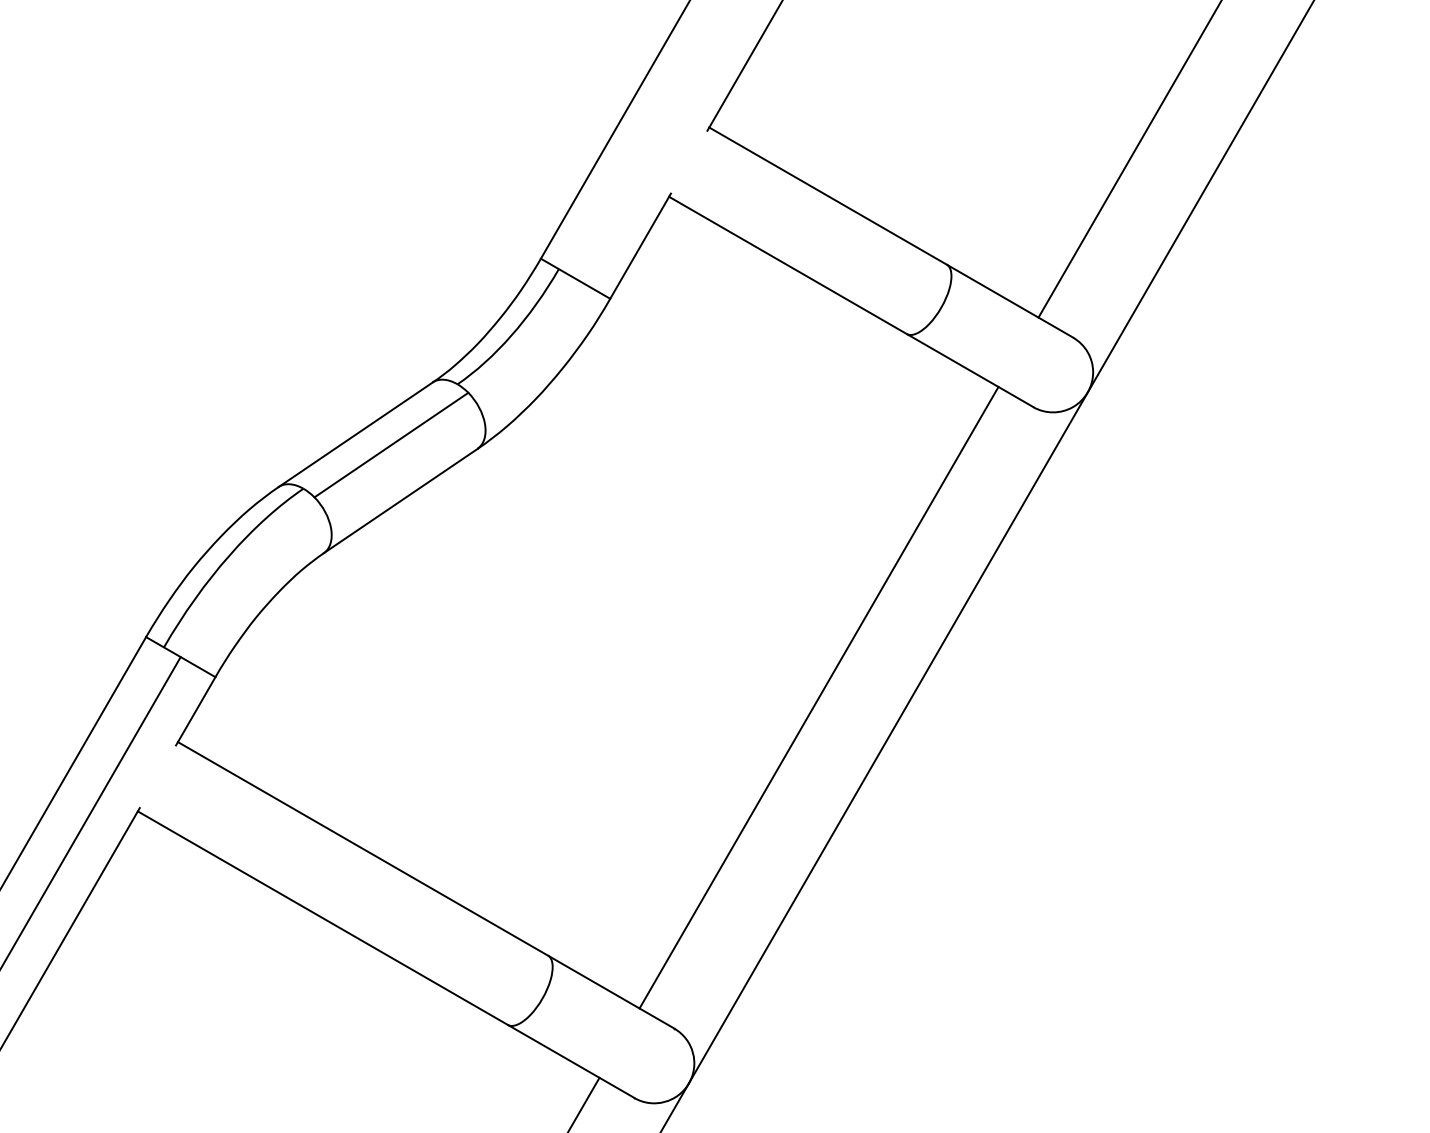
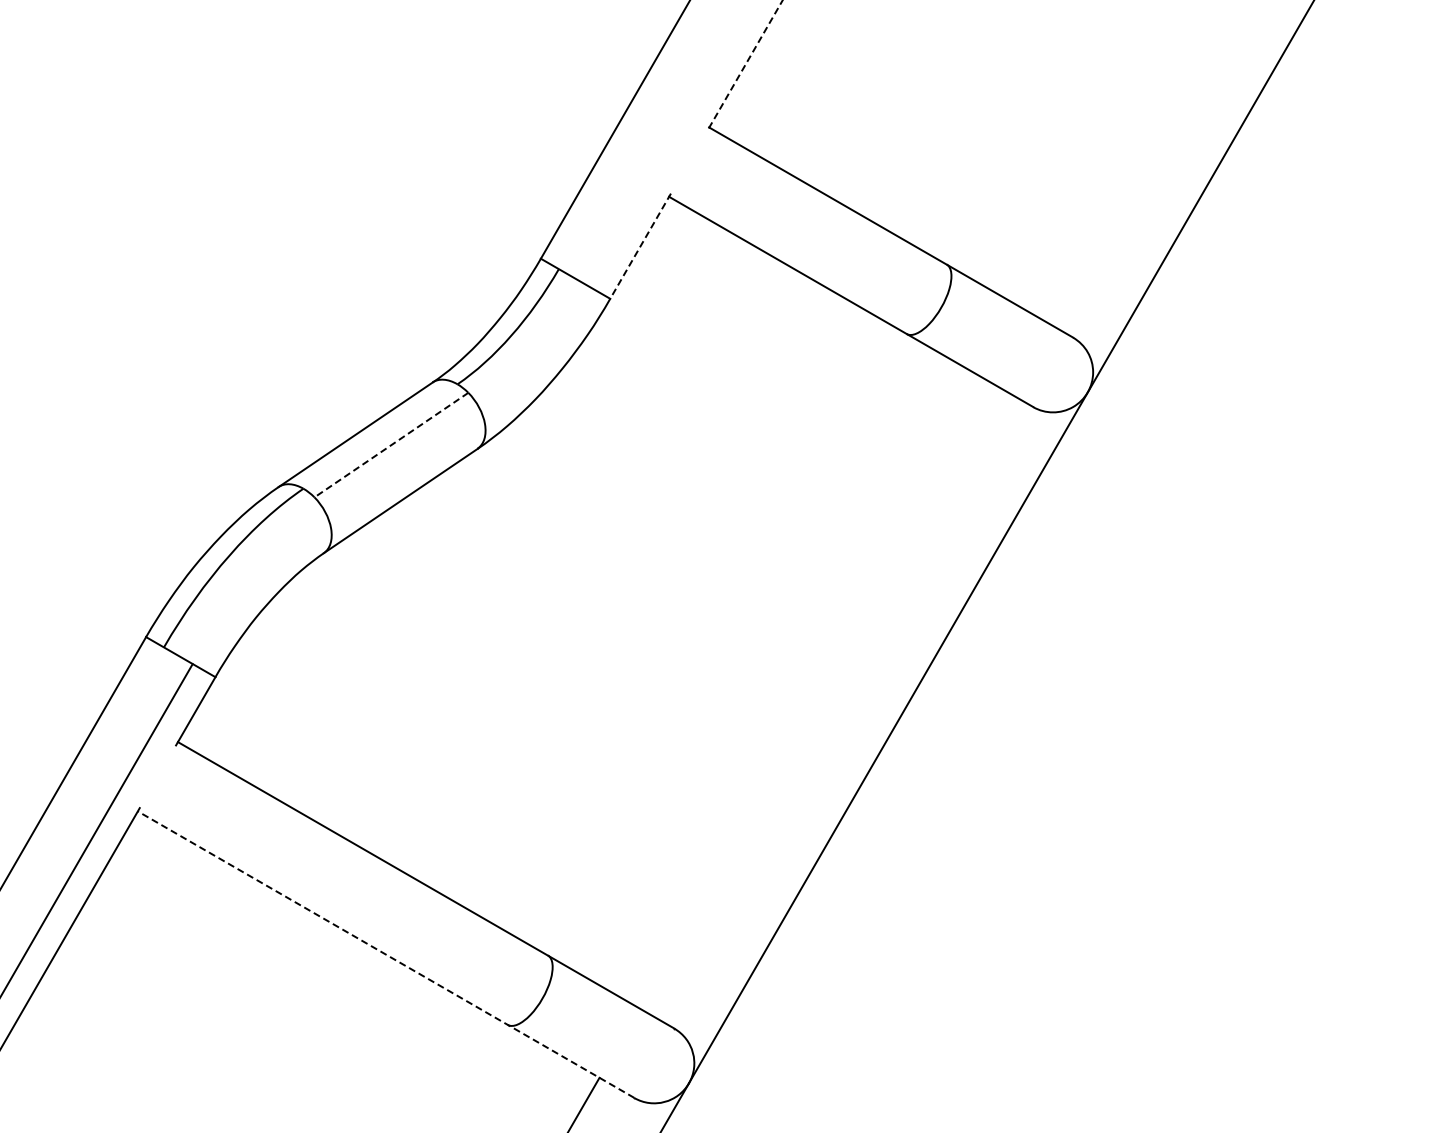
line: solid -> dashed (744, 65)
line: present -> none (1129, 159)
line: solid -> dashed (640, 246)
line: solid -> dashed (391, 445)
line: present -> none (818, 697)
line position: (91, 811) -> (97, 829) (97, 829)
line: solid -> dashed (386, 954)
